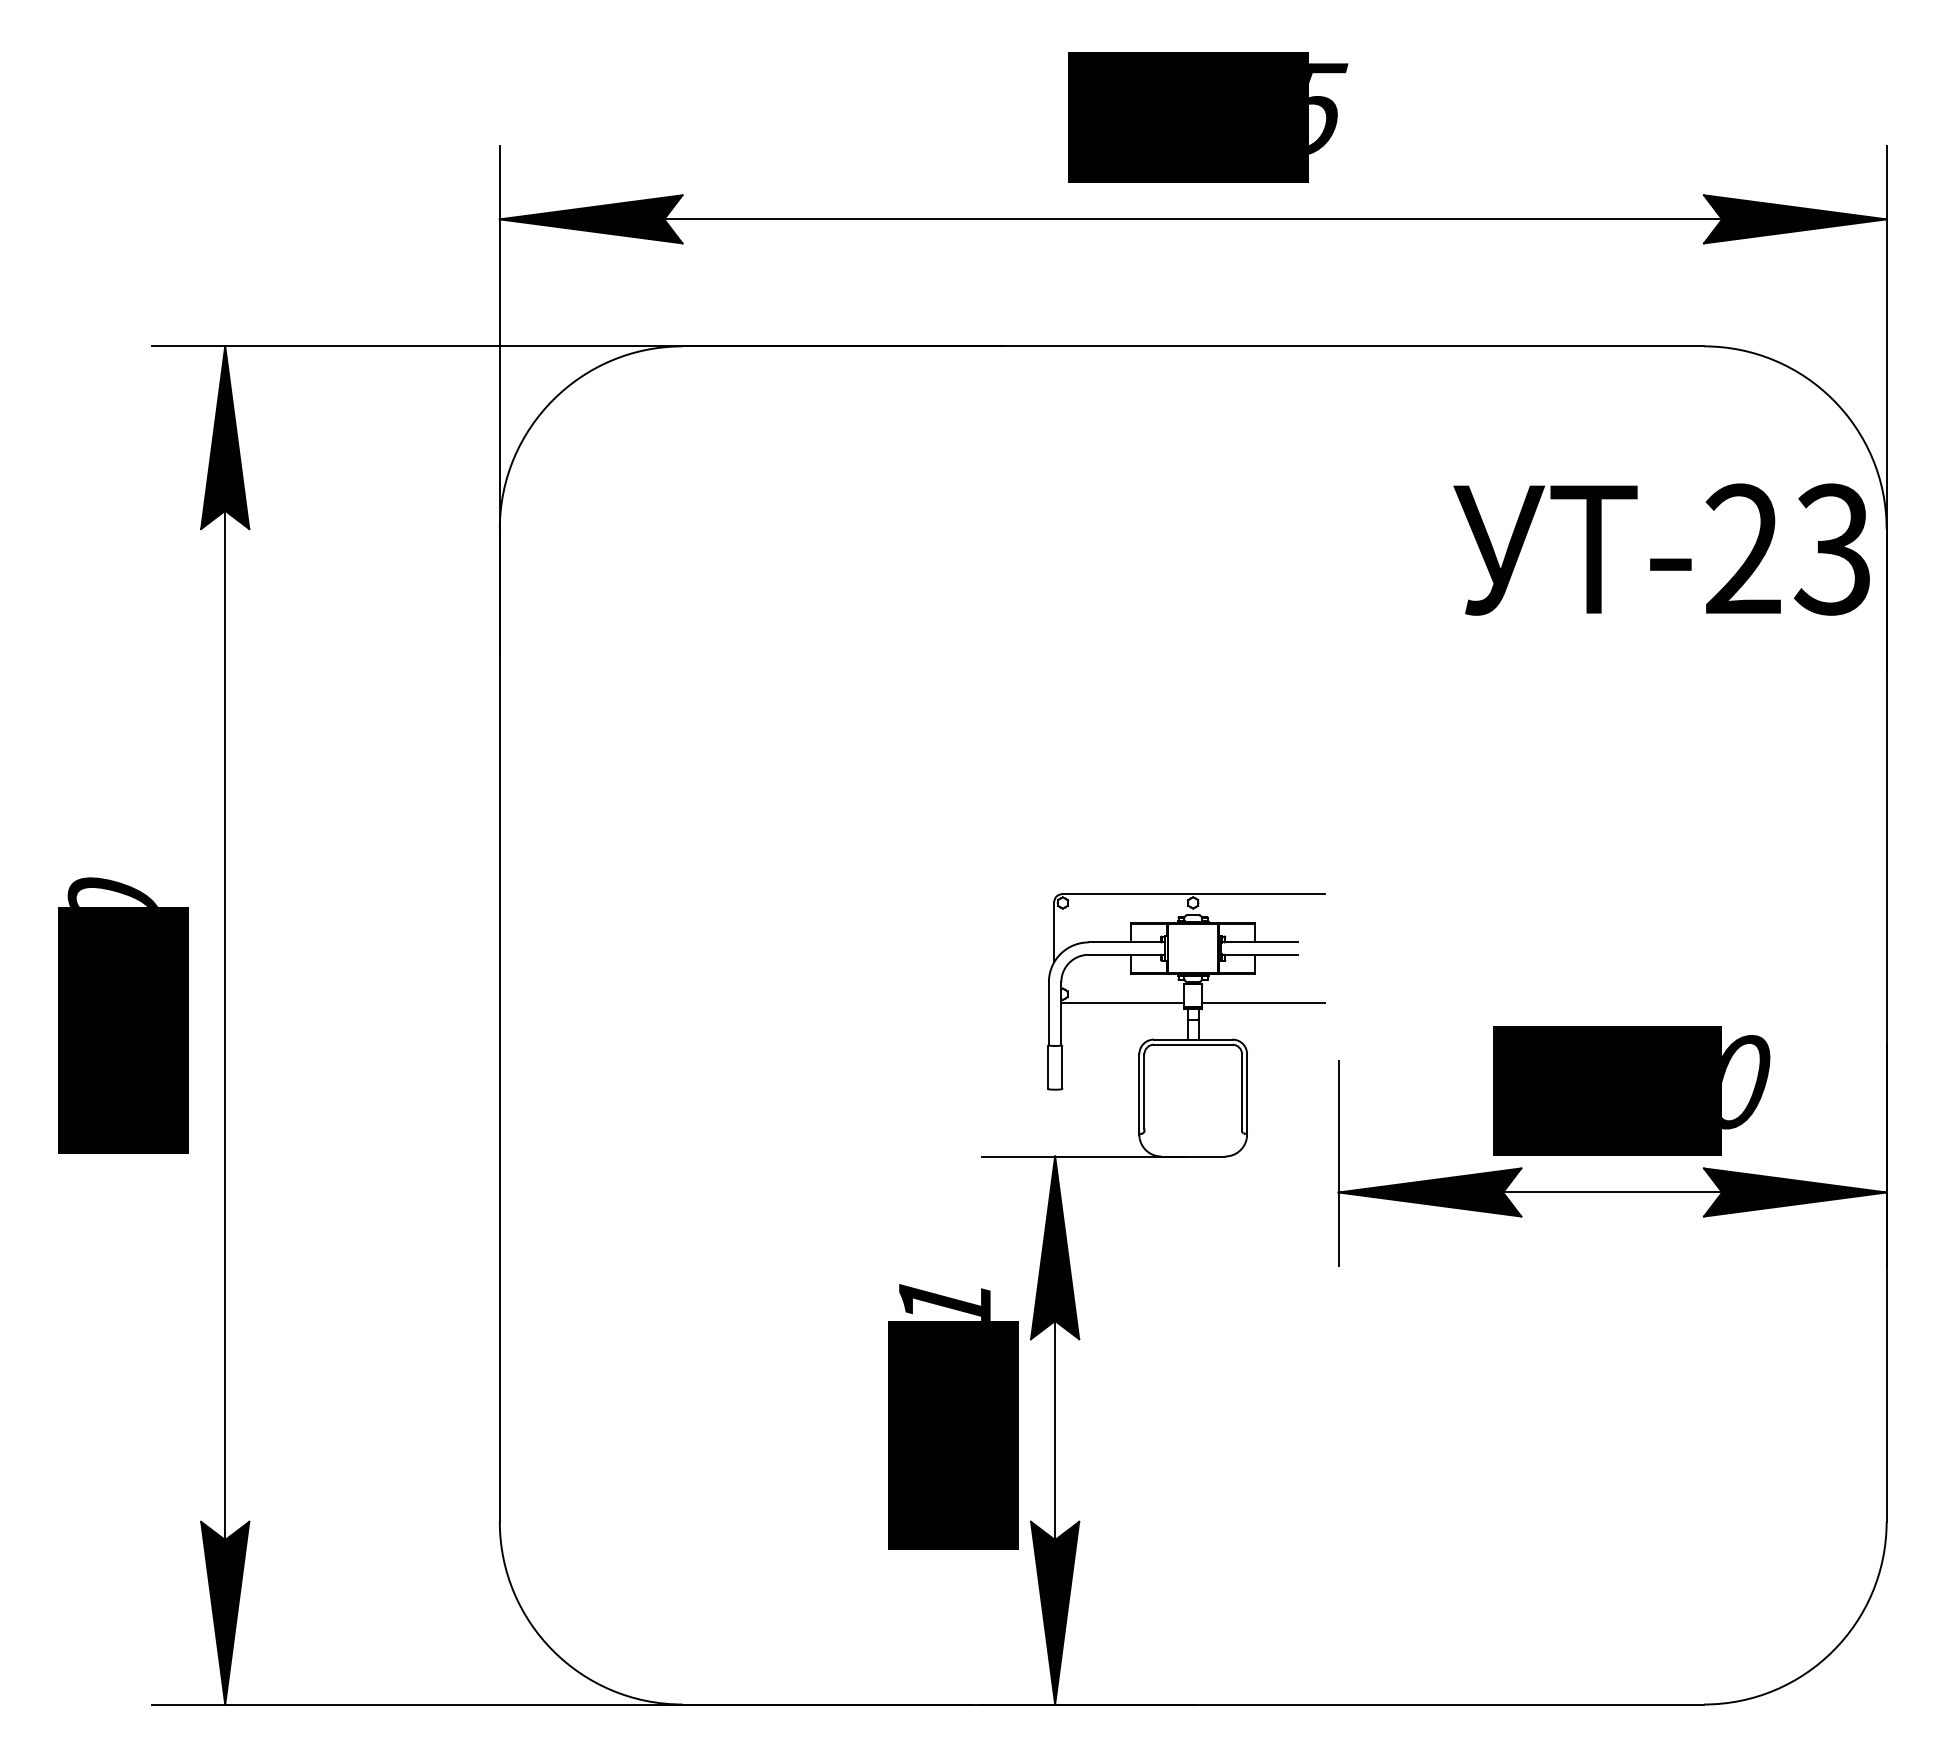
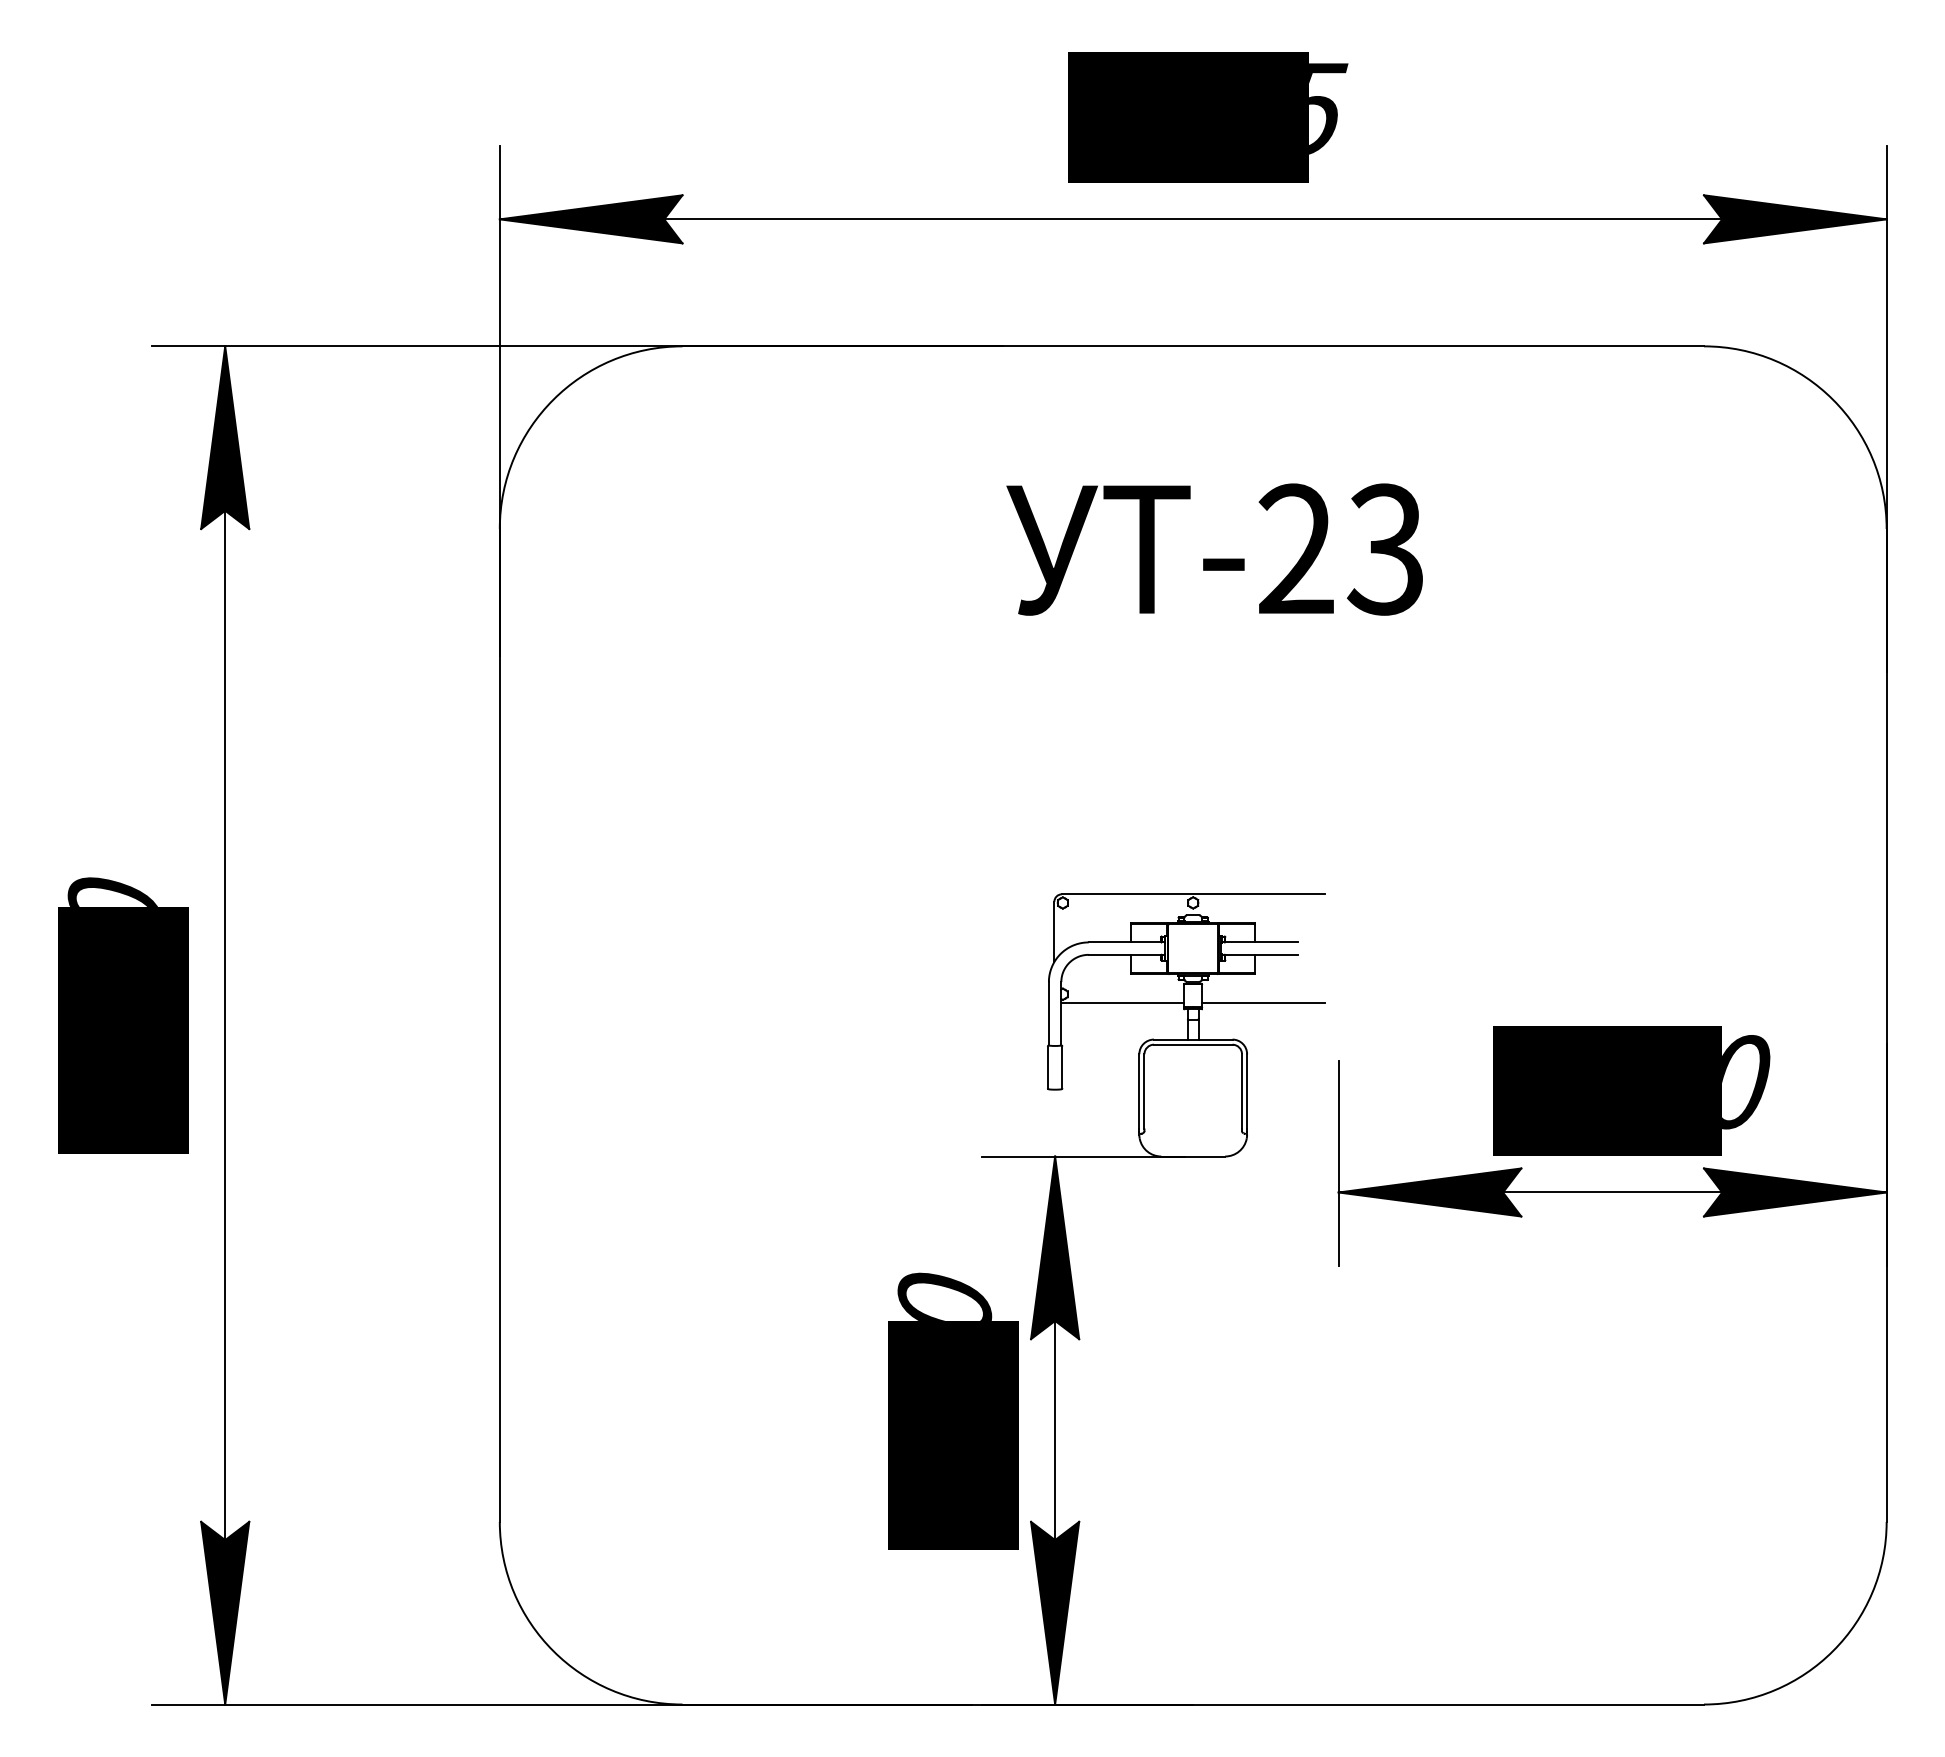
text position: (1661, 549) -> (1214, 549) (1214, 549)
text: 1501 -> 1500 (944, 1296)
